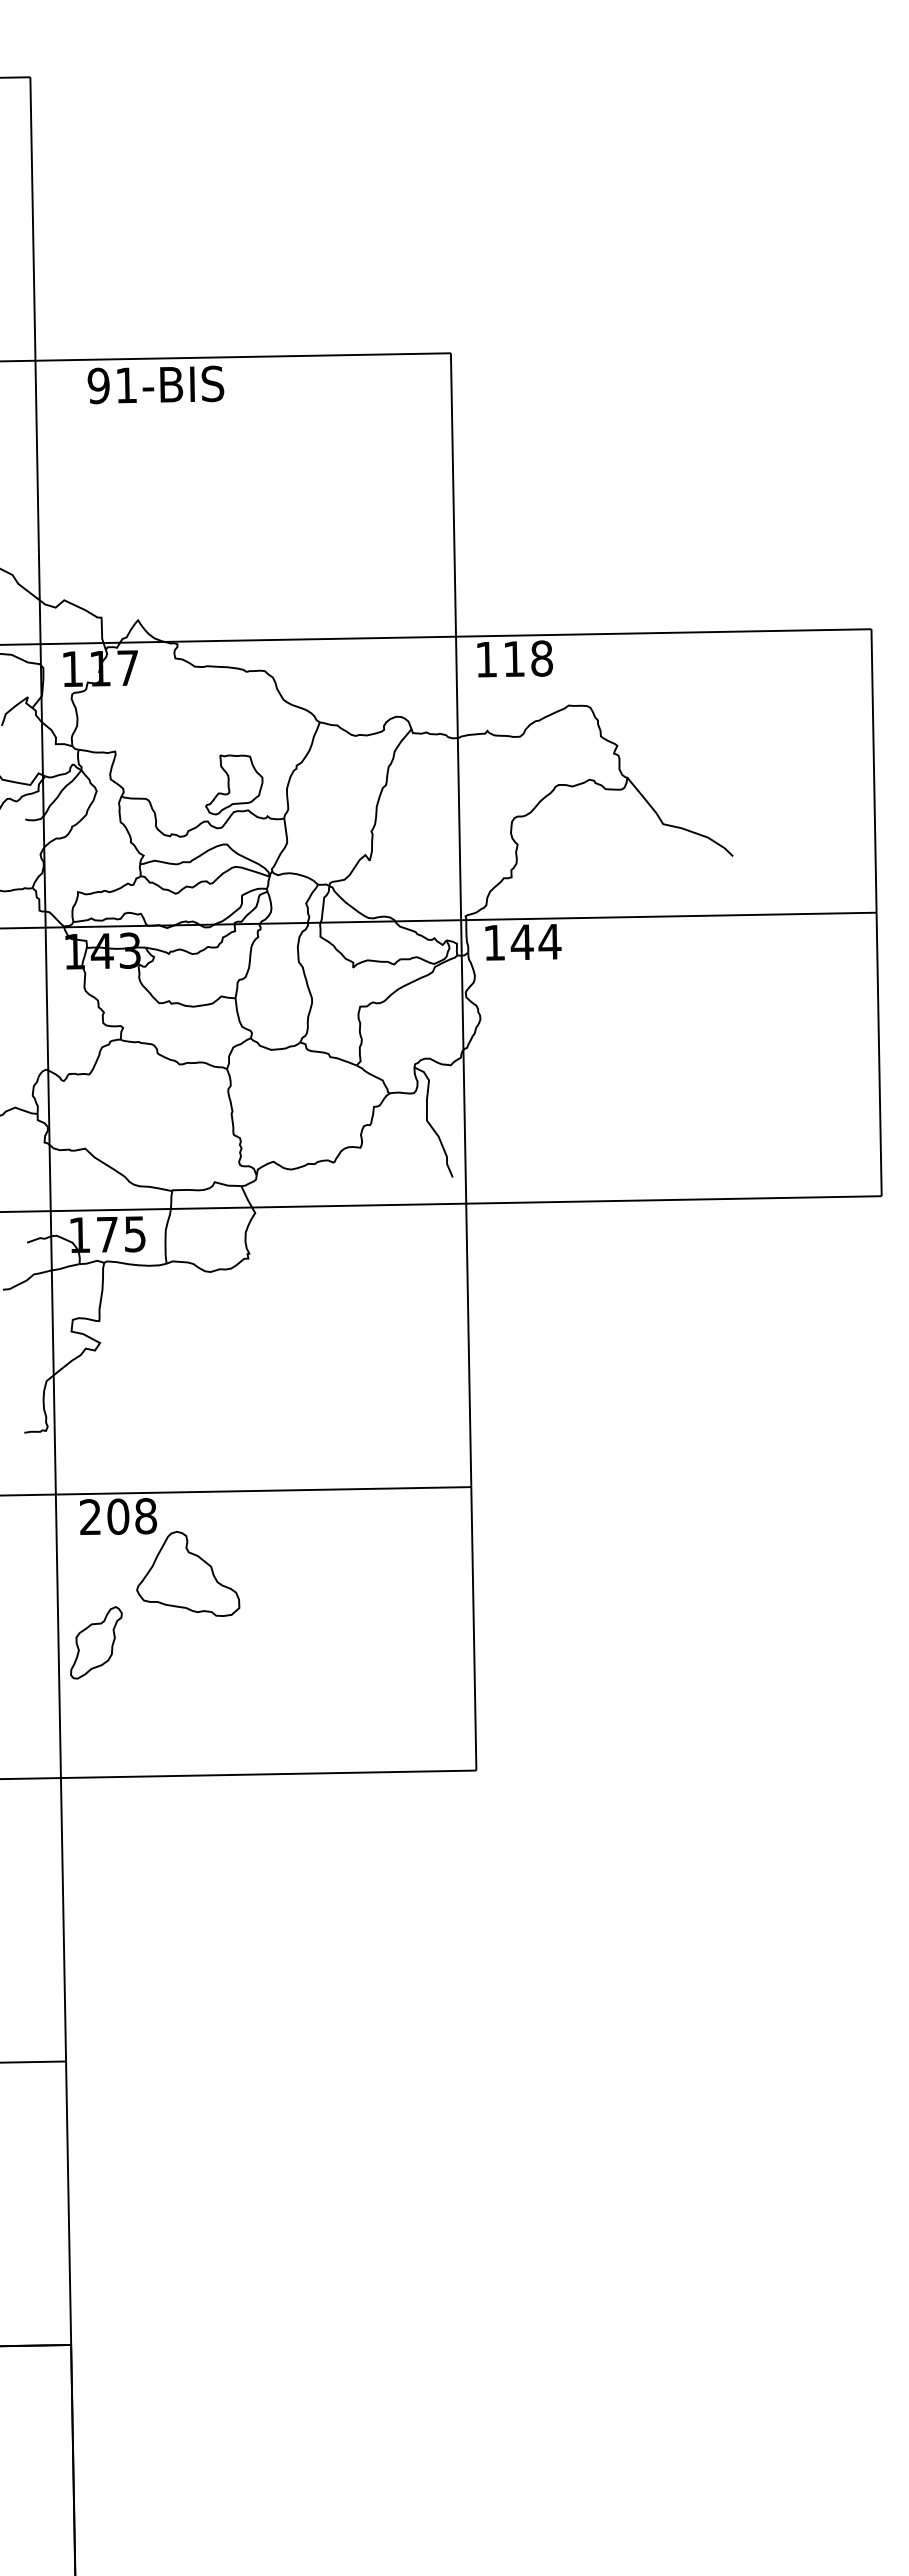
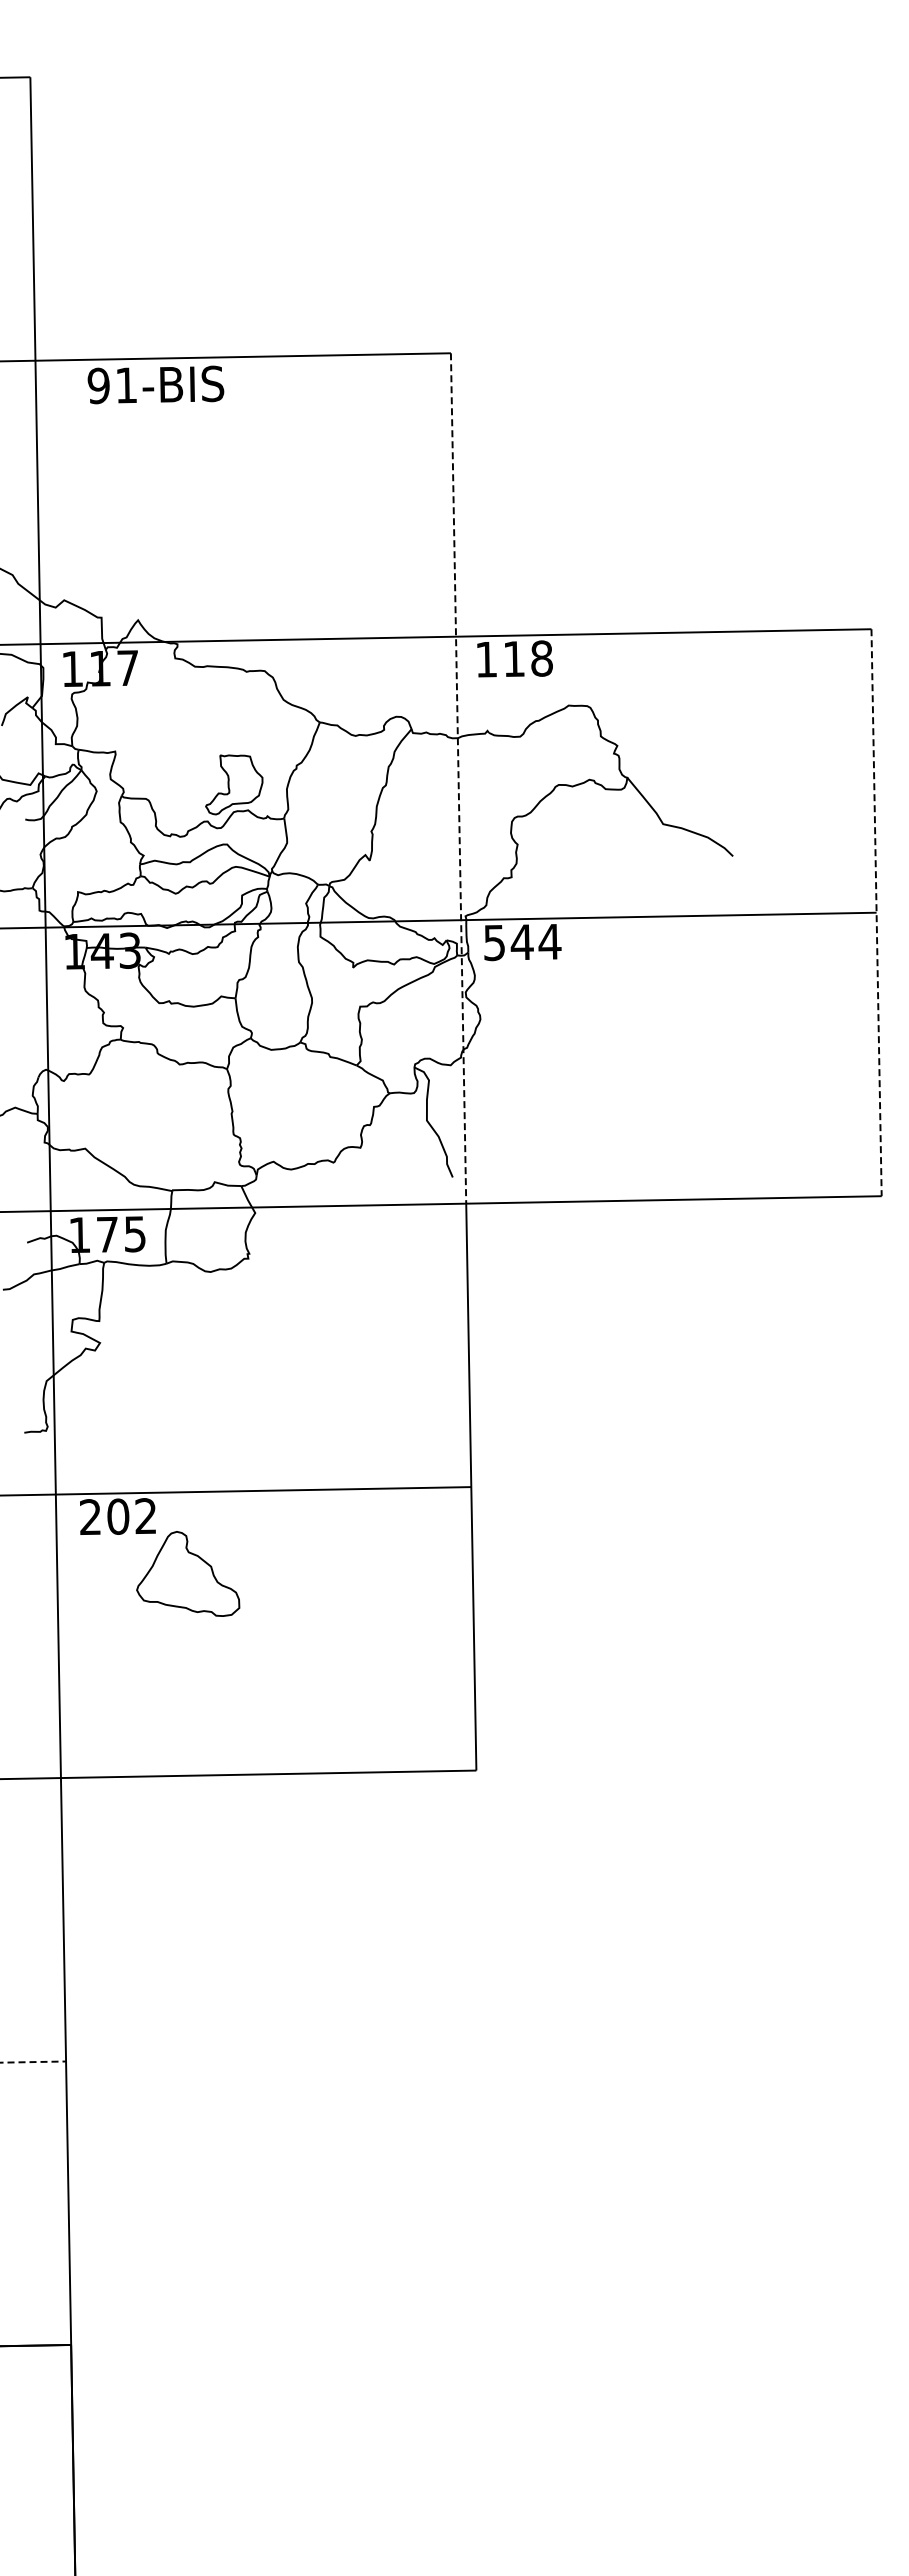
line: solid -> dashed (458, 778)
line: solid -> dashed (876, 912)
text: 144 -> 544 (494, 943)
text: 208 -> 202 (146, 1516)
part: present -> none (96, 1642)
line: solid -> dashed (33, 2062)
